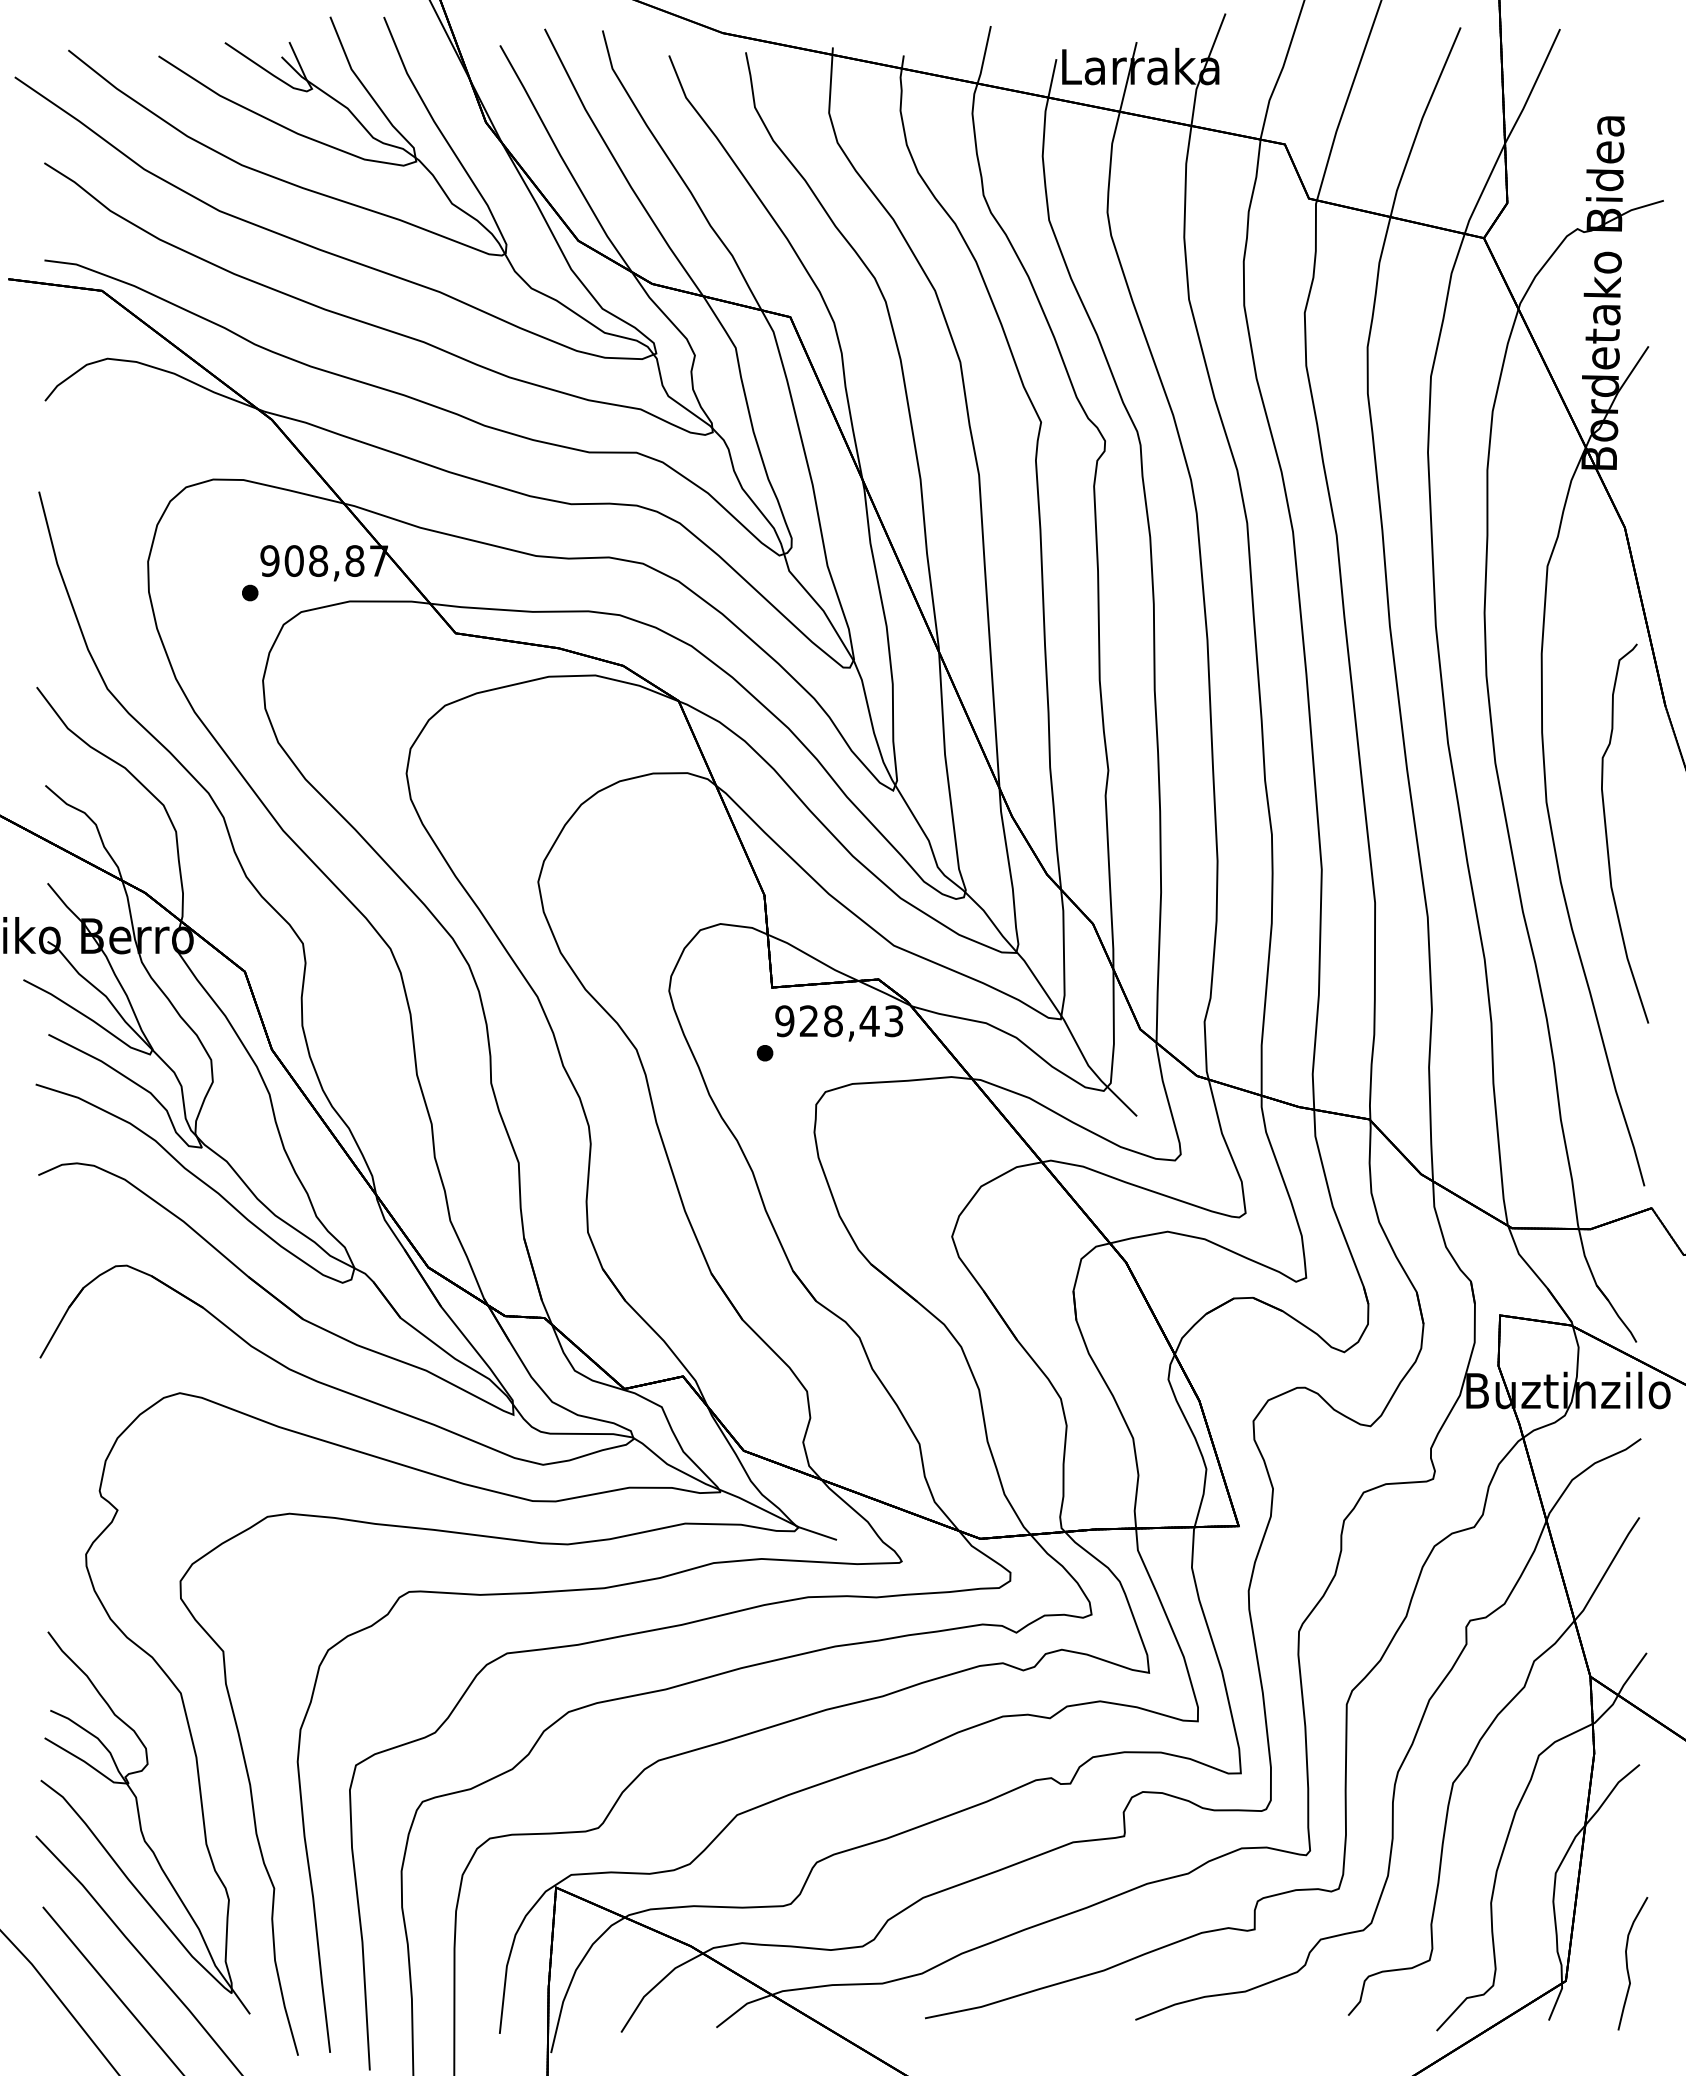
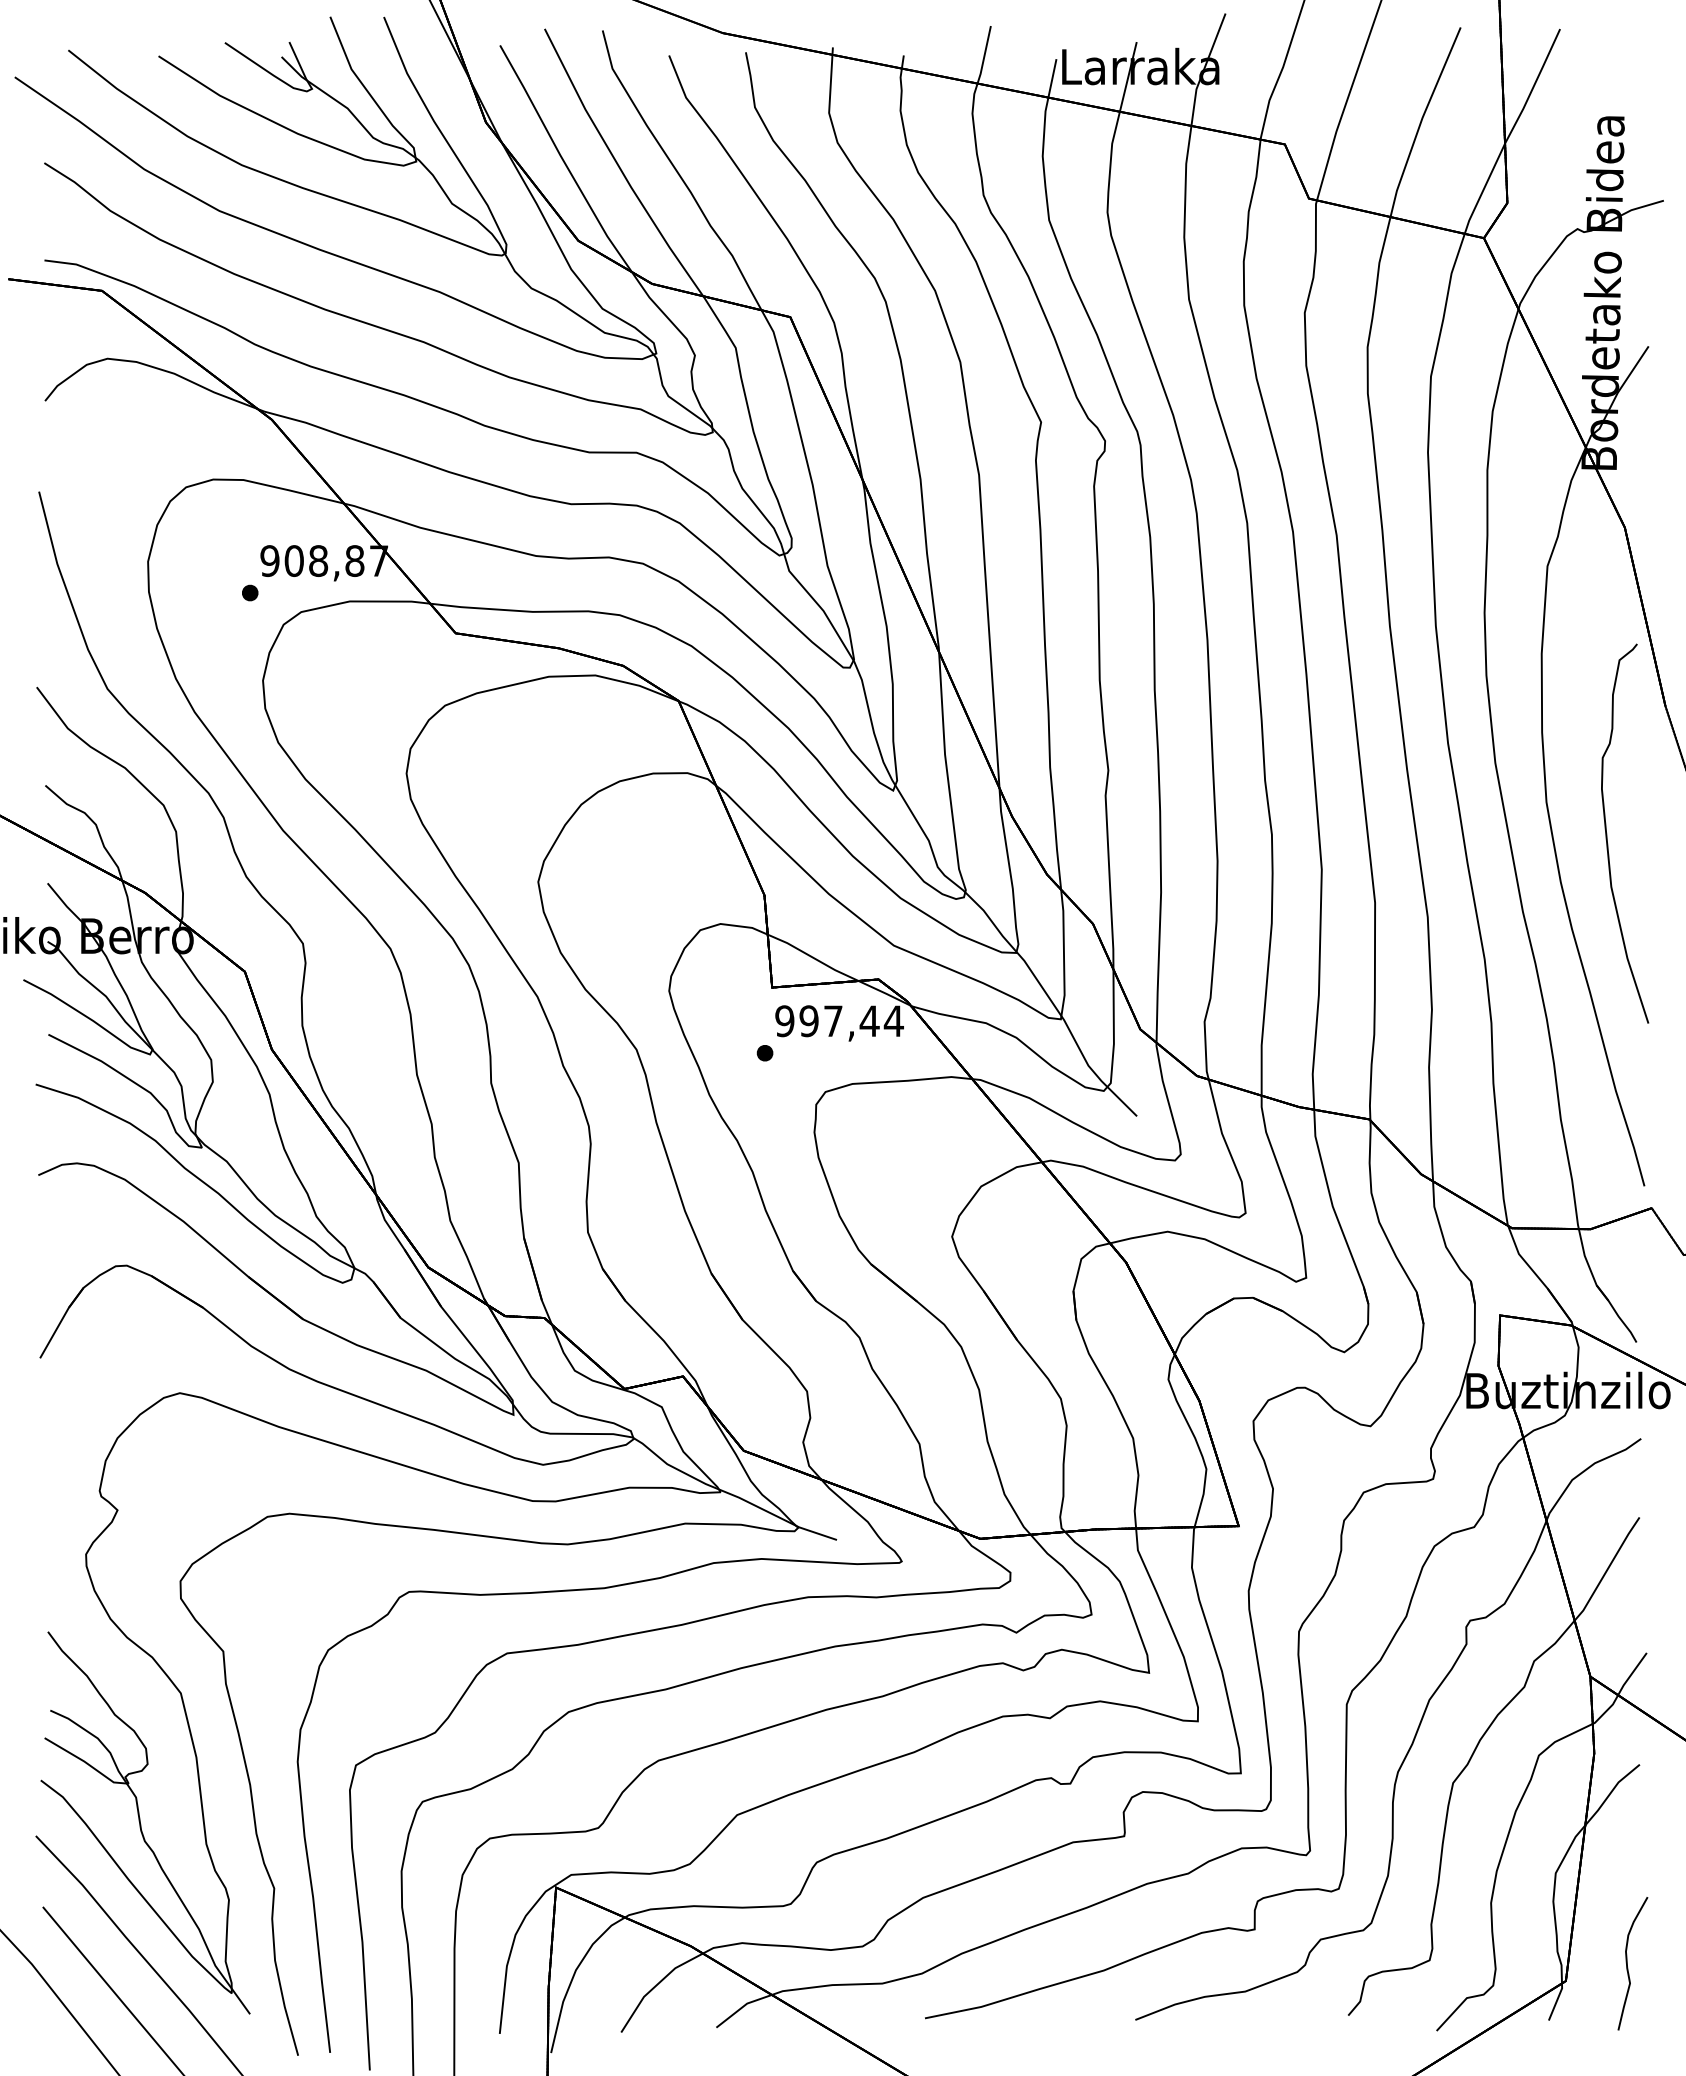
text: 928,43 -> 997,44 (851, 1021)
